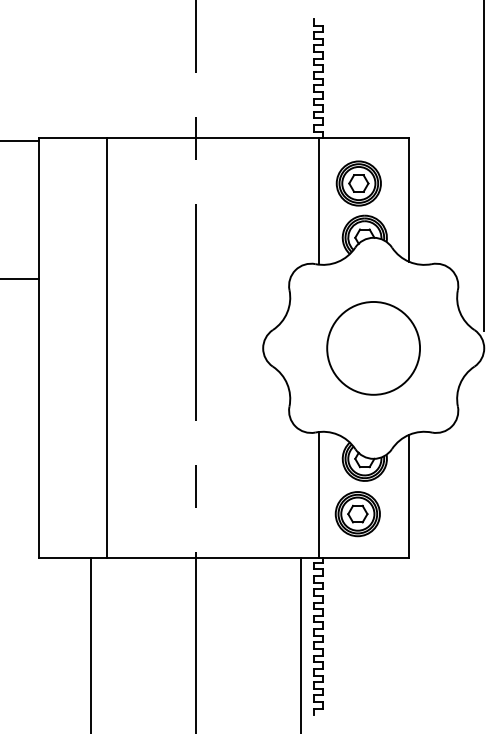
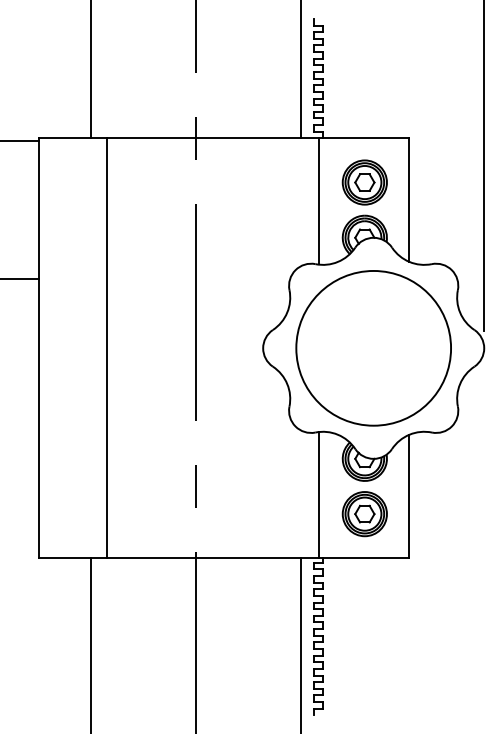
line: none -> present (91, 70)
line: none -> present (300, 70)
part position: (358, 183) -> (364, 182) (364, 182)
circle size: 95x95 px -> 157x157 px (373, 348)
part position: (357, 514) -> (364, 514) (364, 514)
